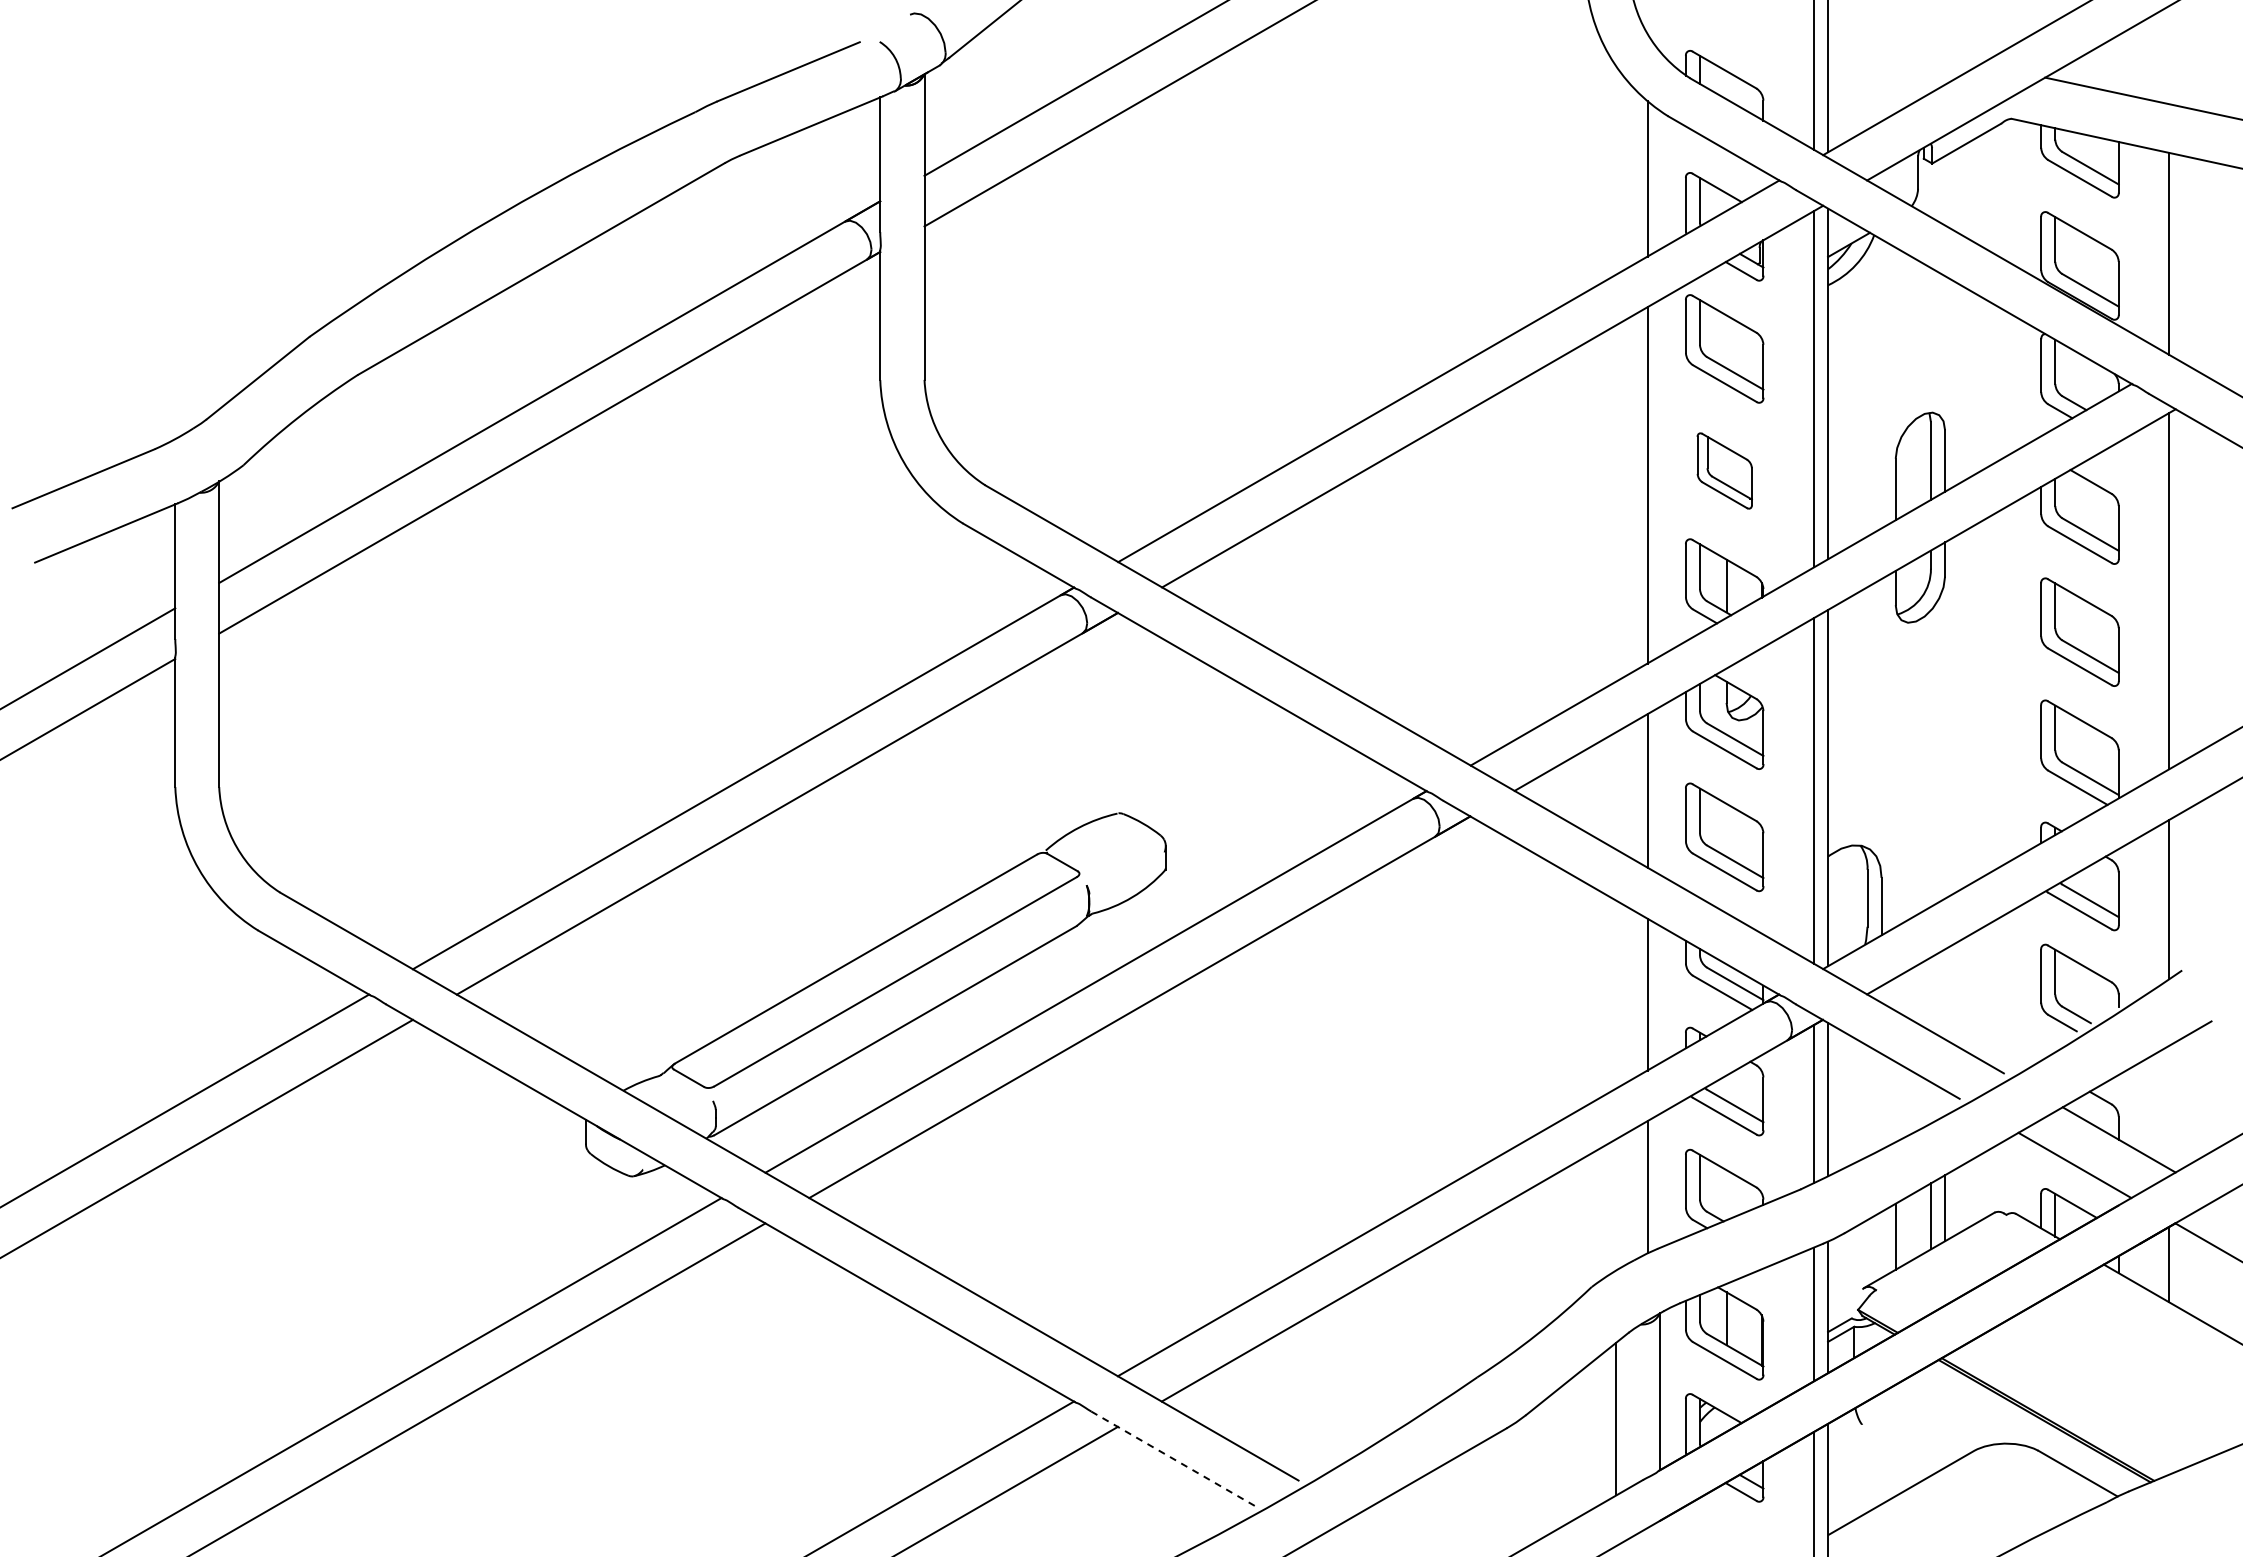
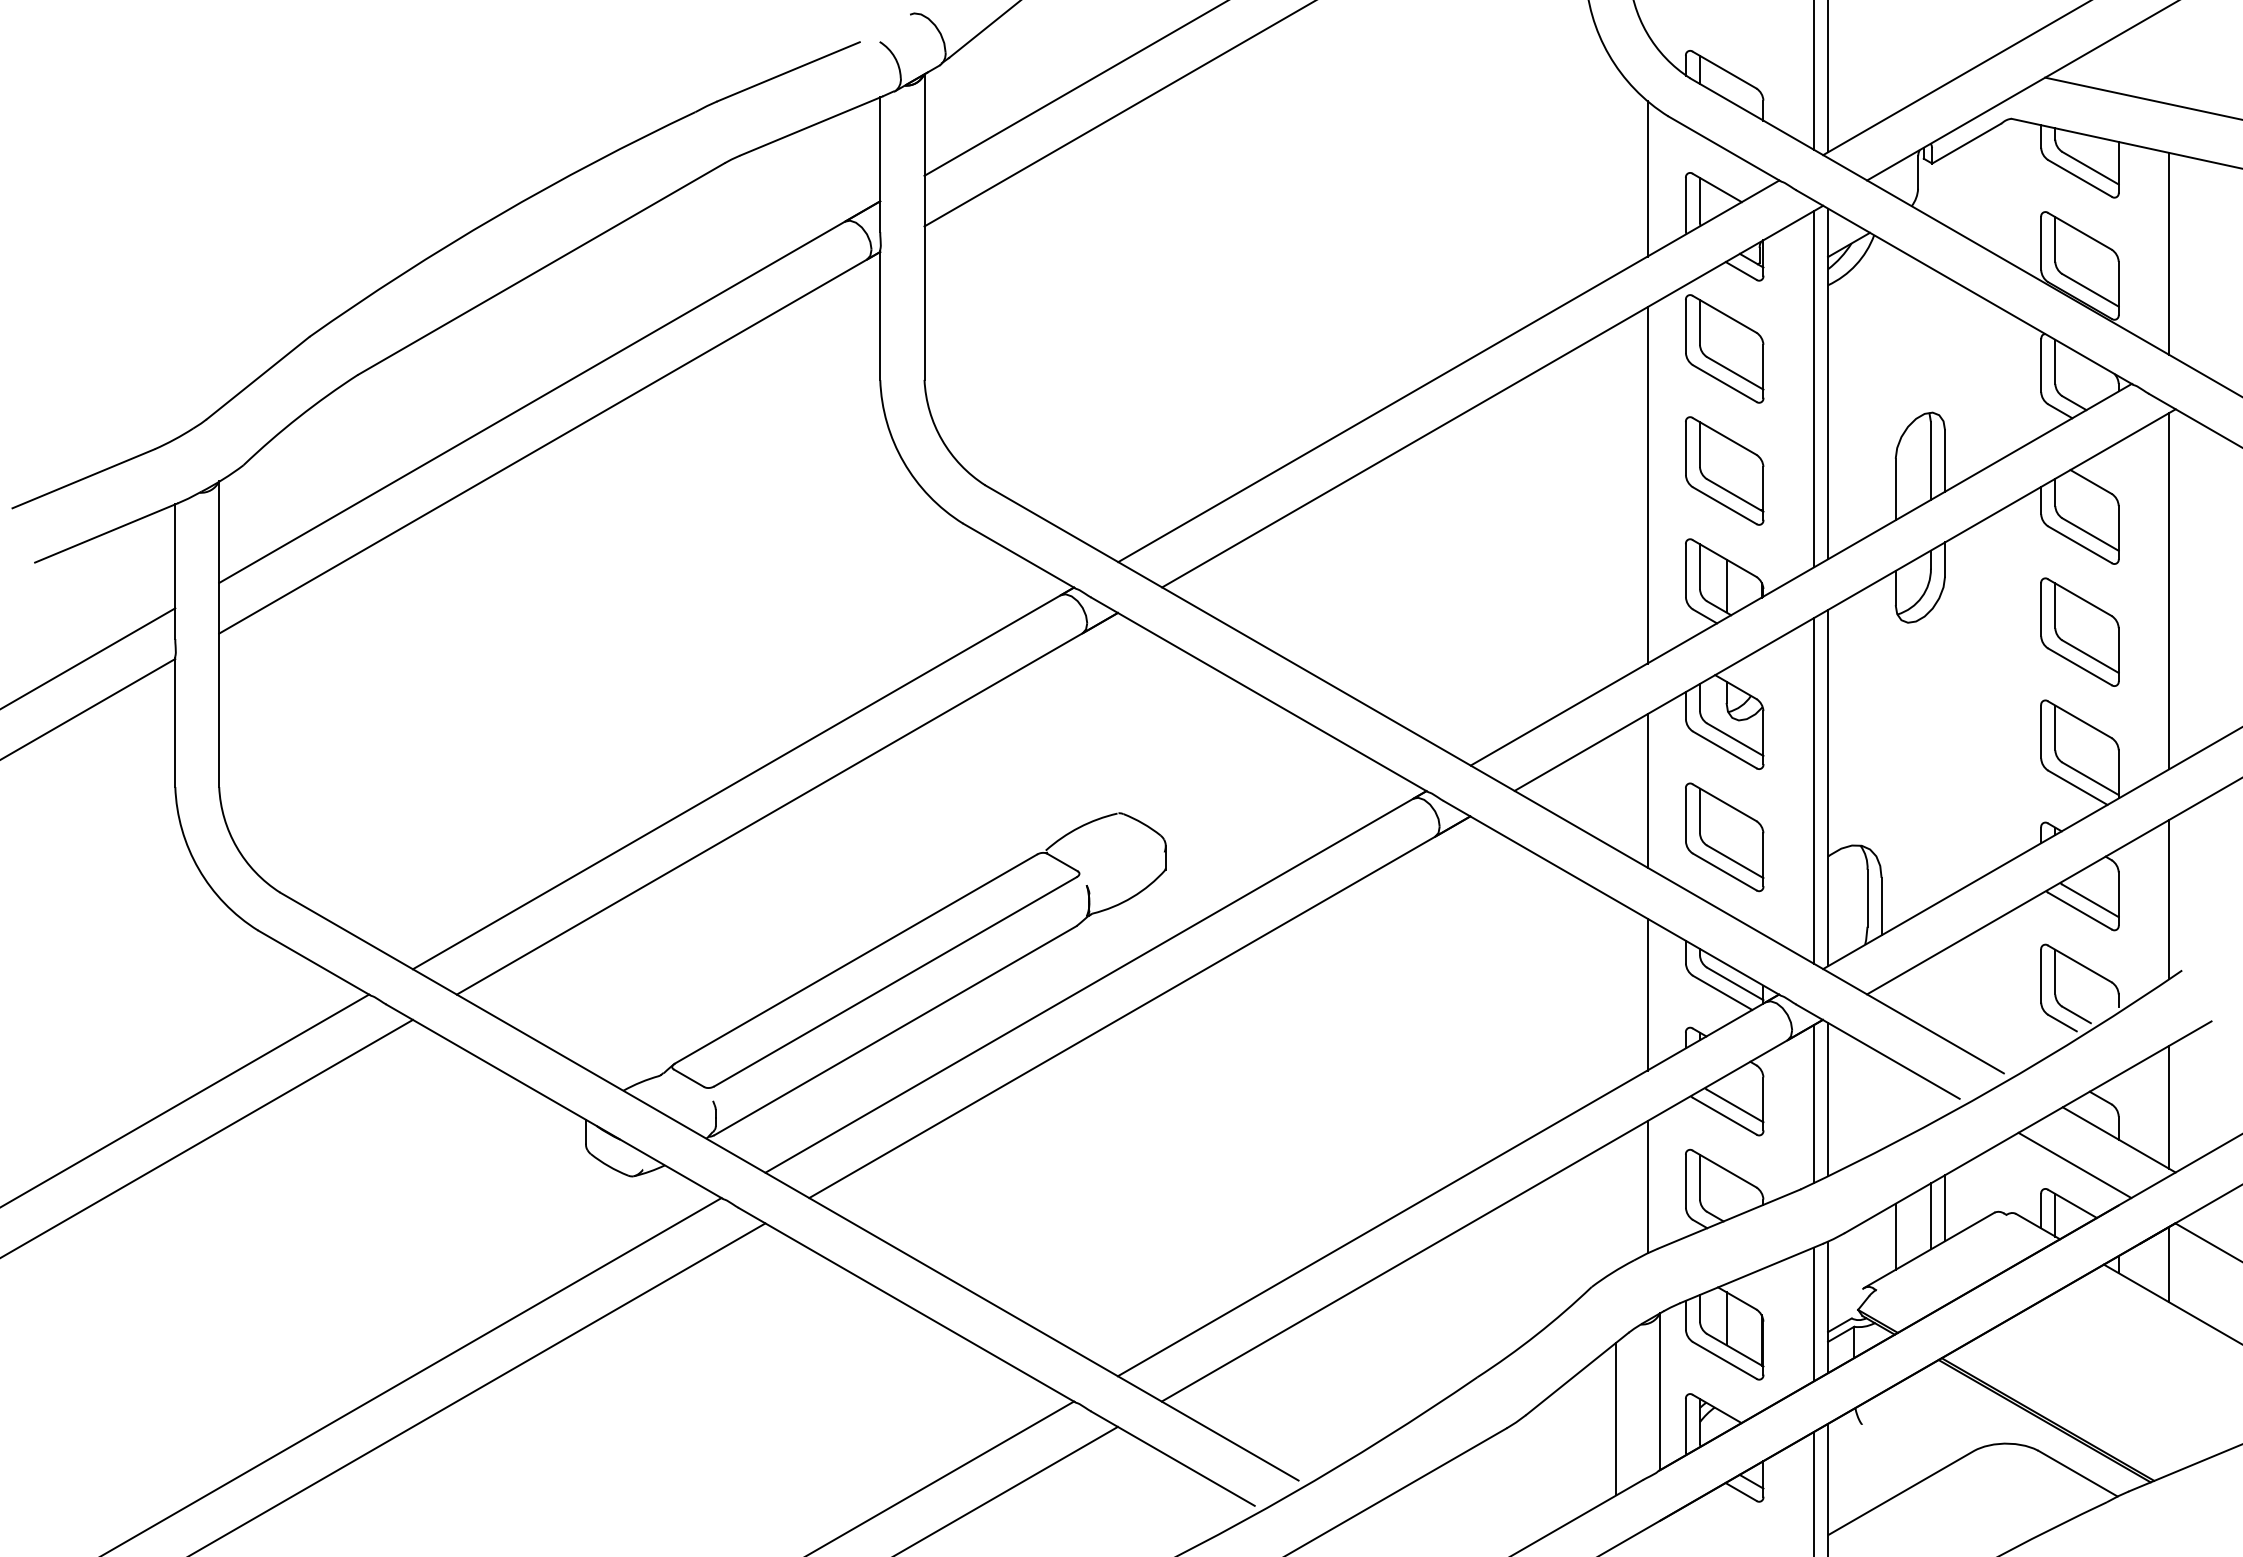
part size: 57x78 px -> 80x110 px (1724, 470)
line: none -> present (2169, 1106)
line: dashed -> solid (1173, 1458)
